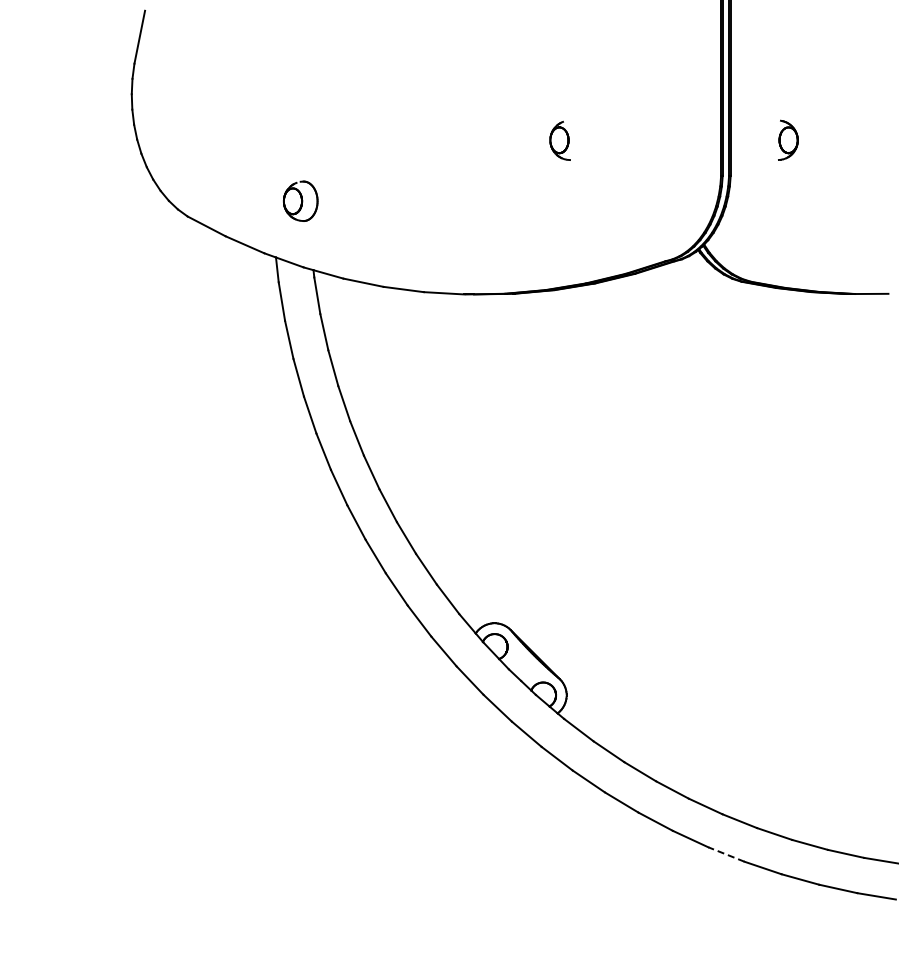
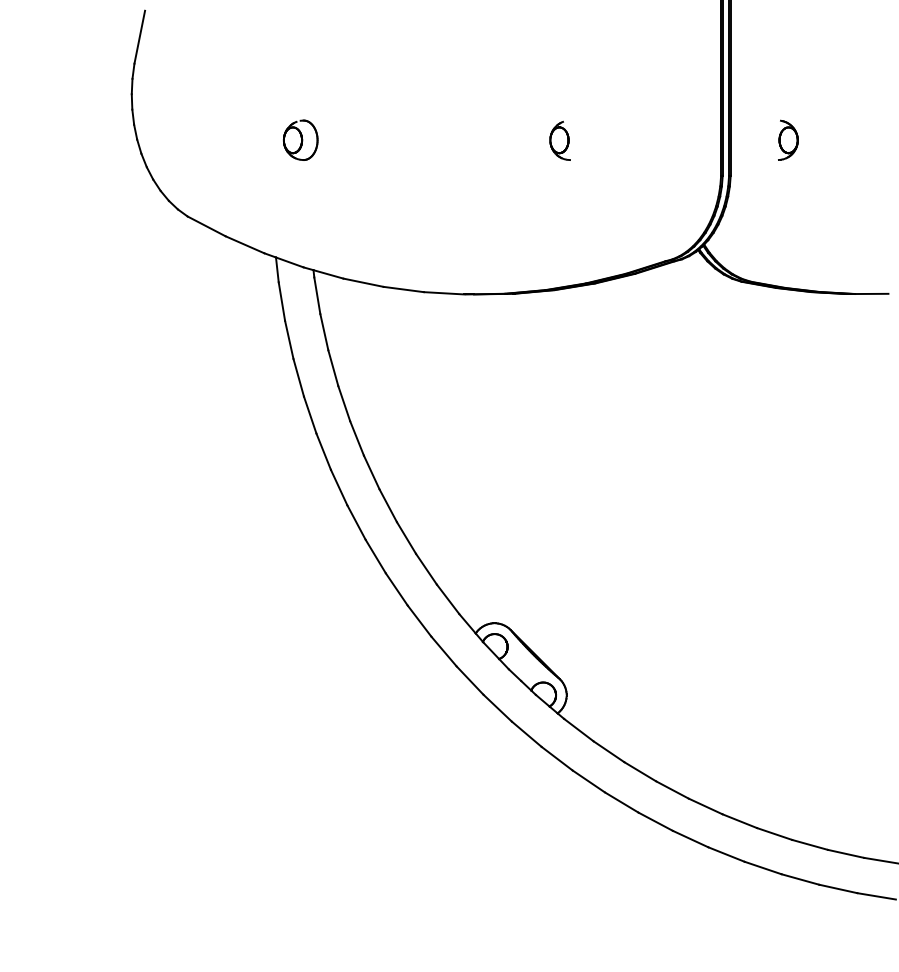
part position: (300, 200) -> (300, 139) (300, 139)
line: dashed -> solid (726, 854)
